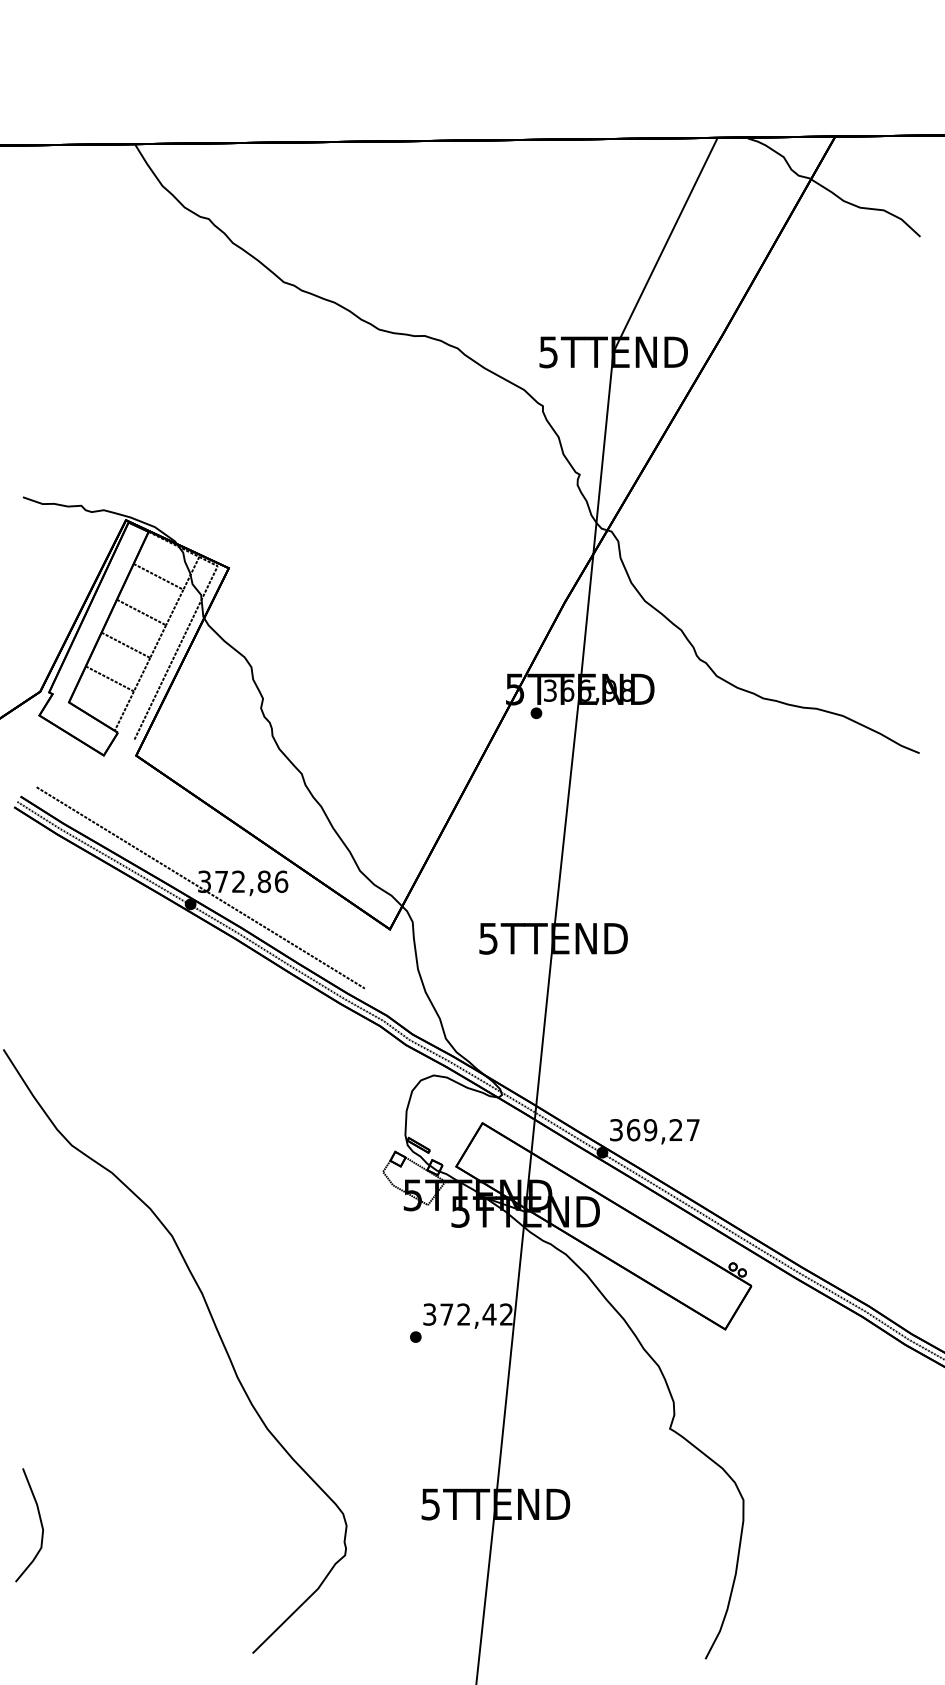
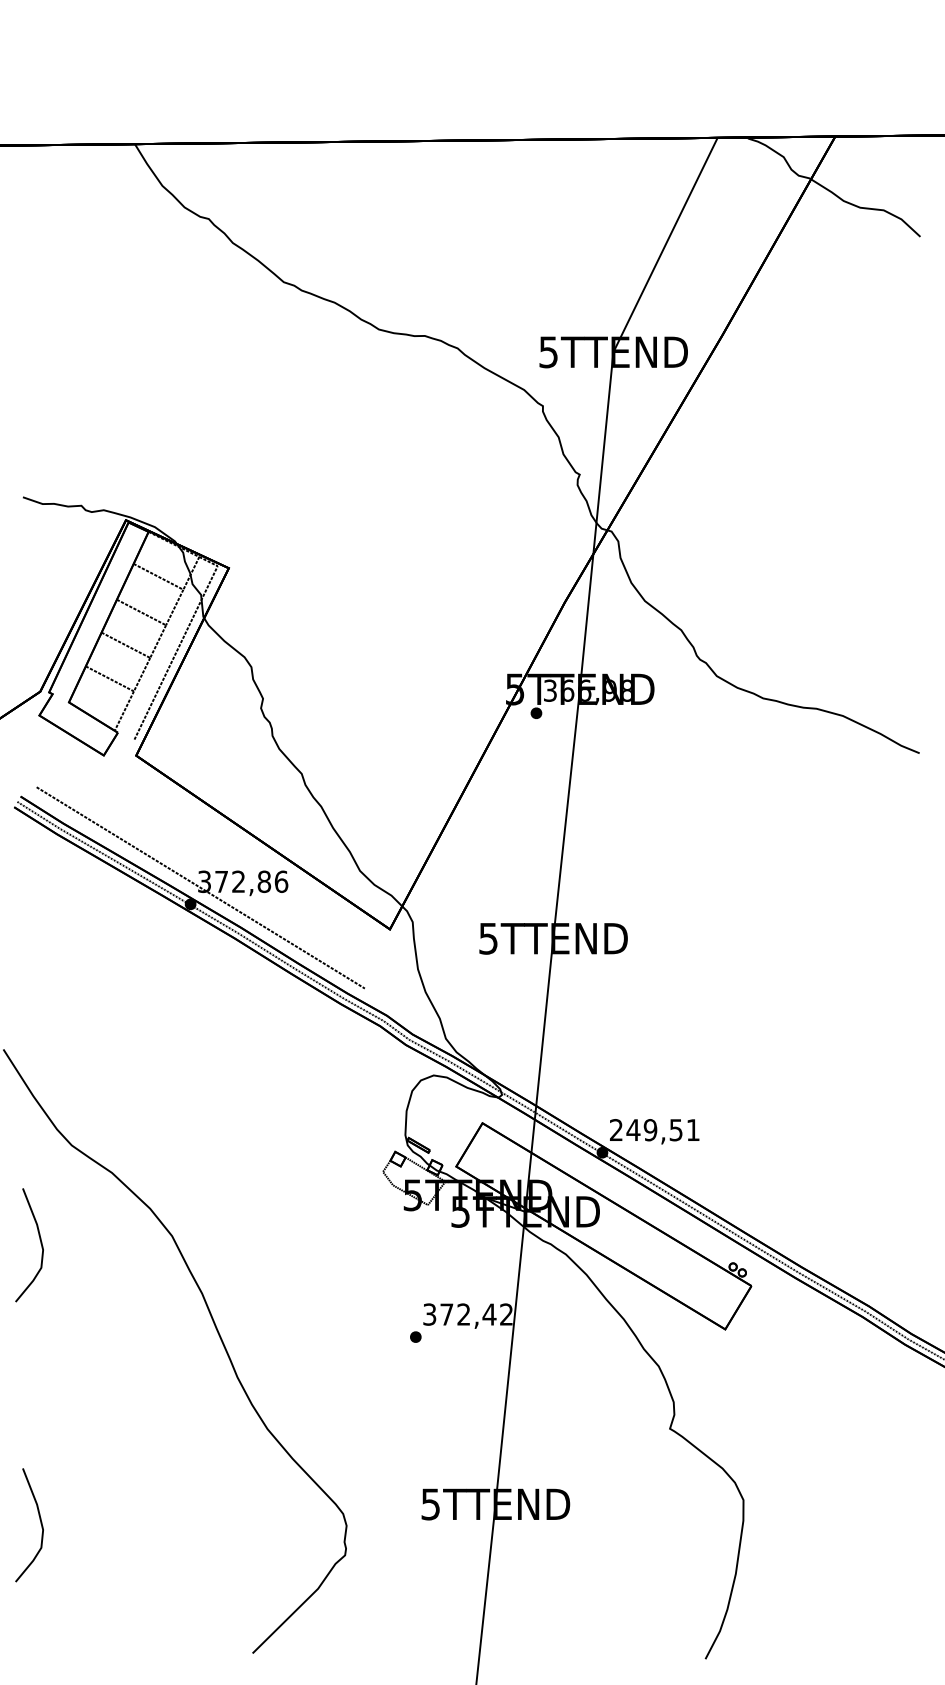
text: 369,27 -> 249,51 (654, 1130)
curve: none -> present (40, 1244)
